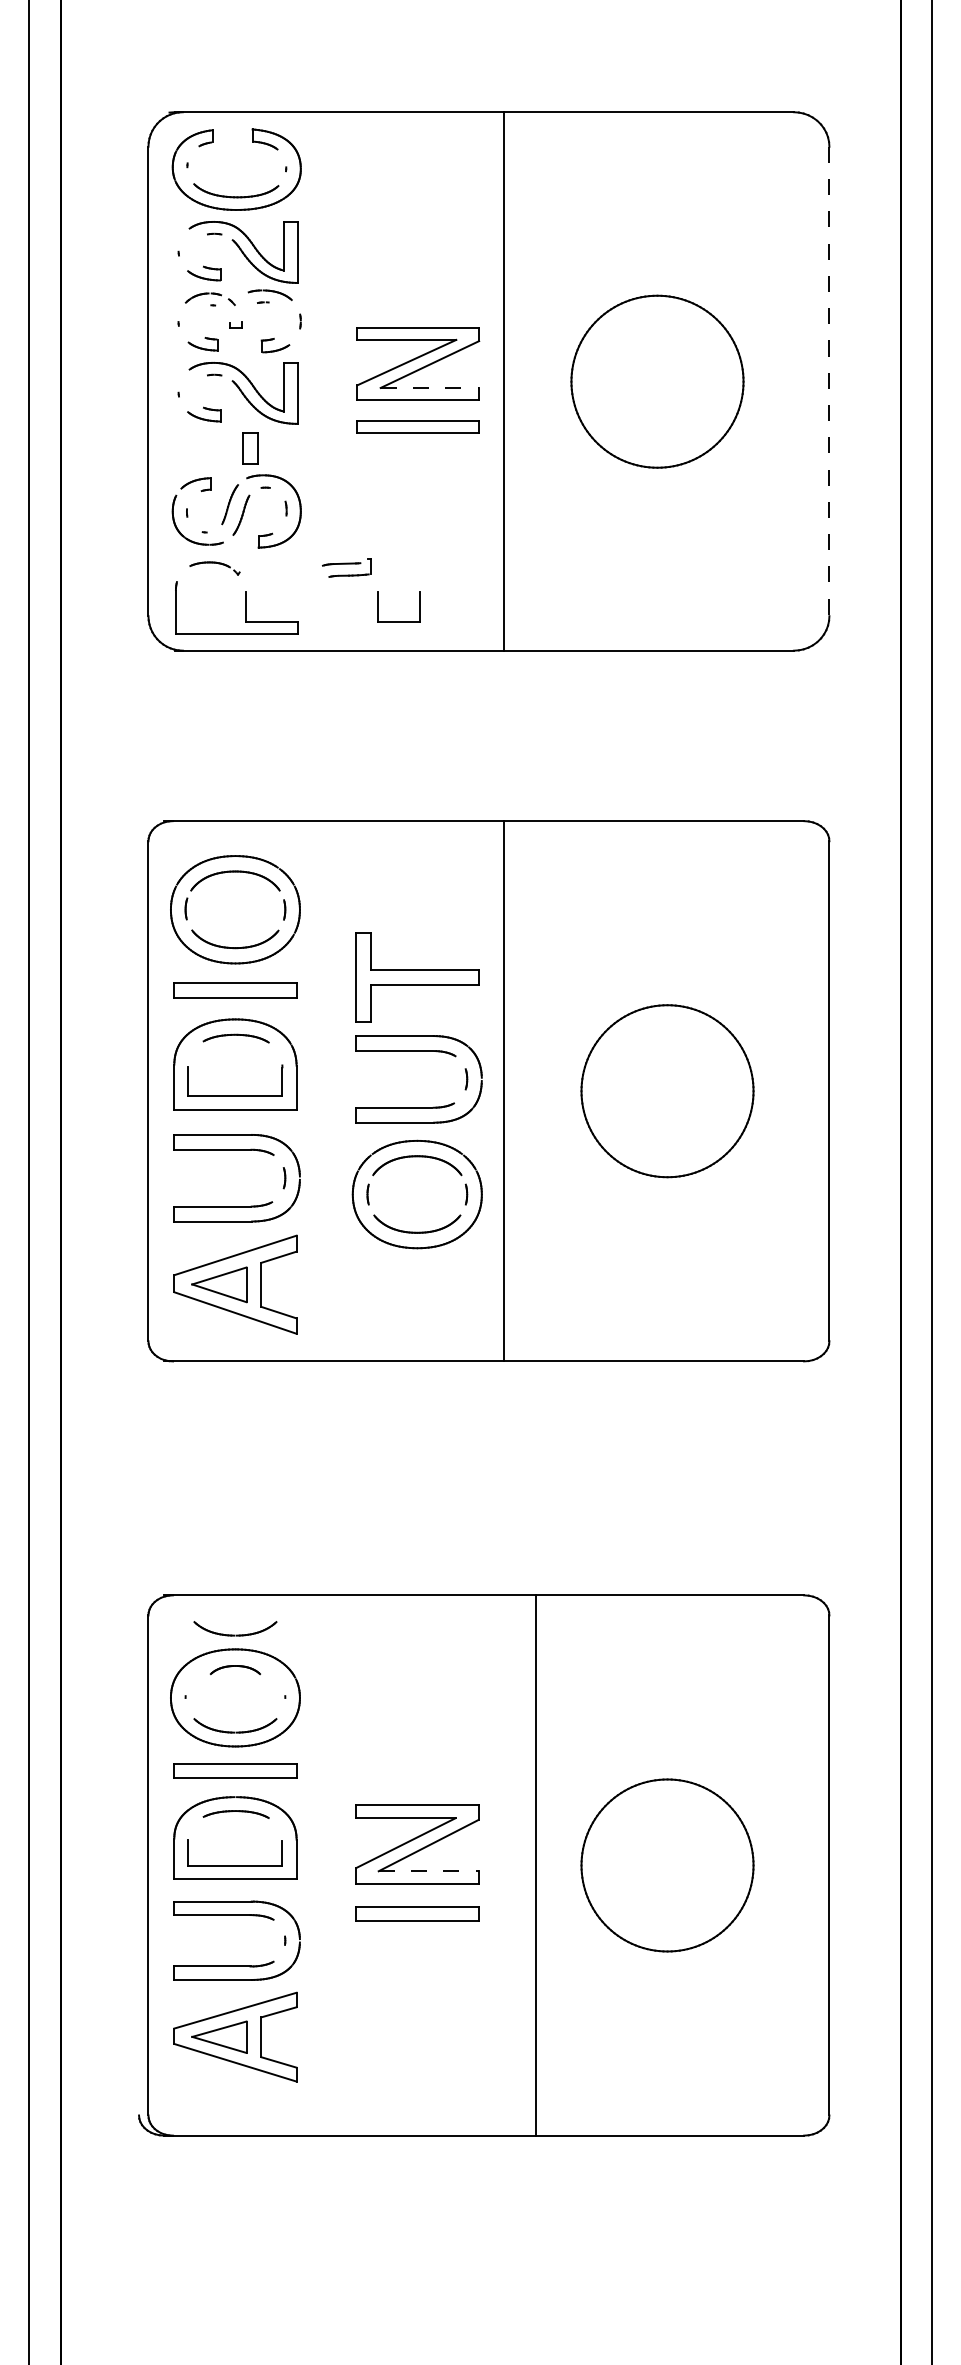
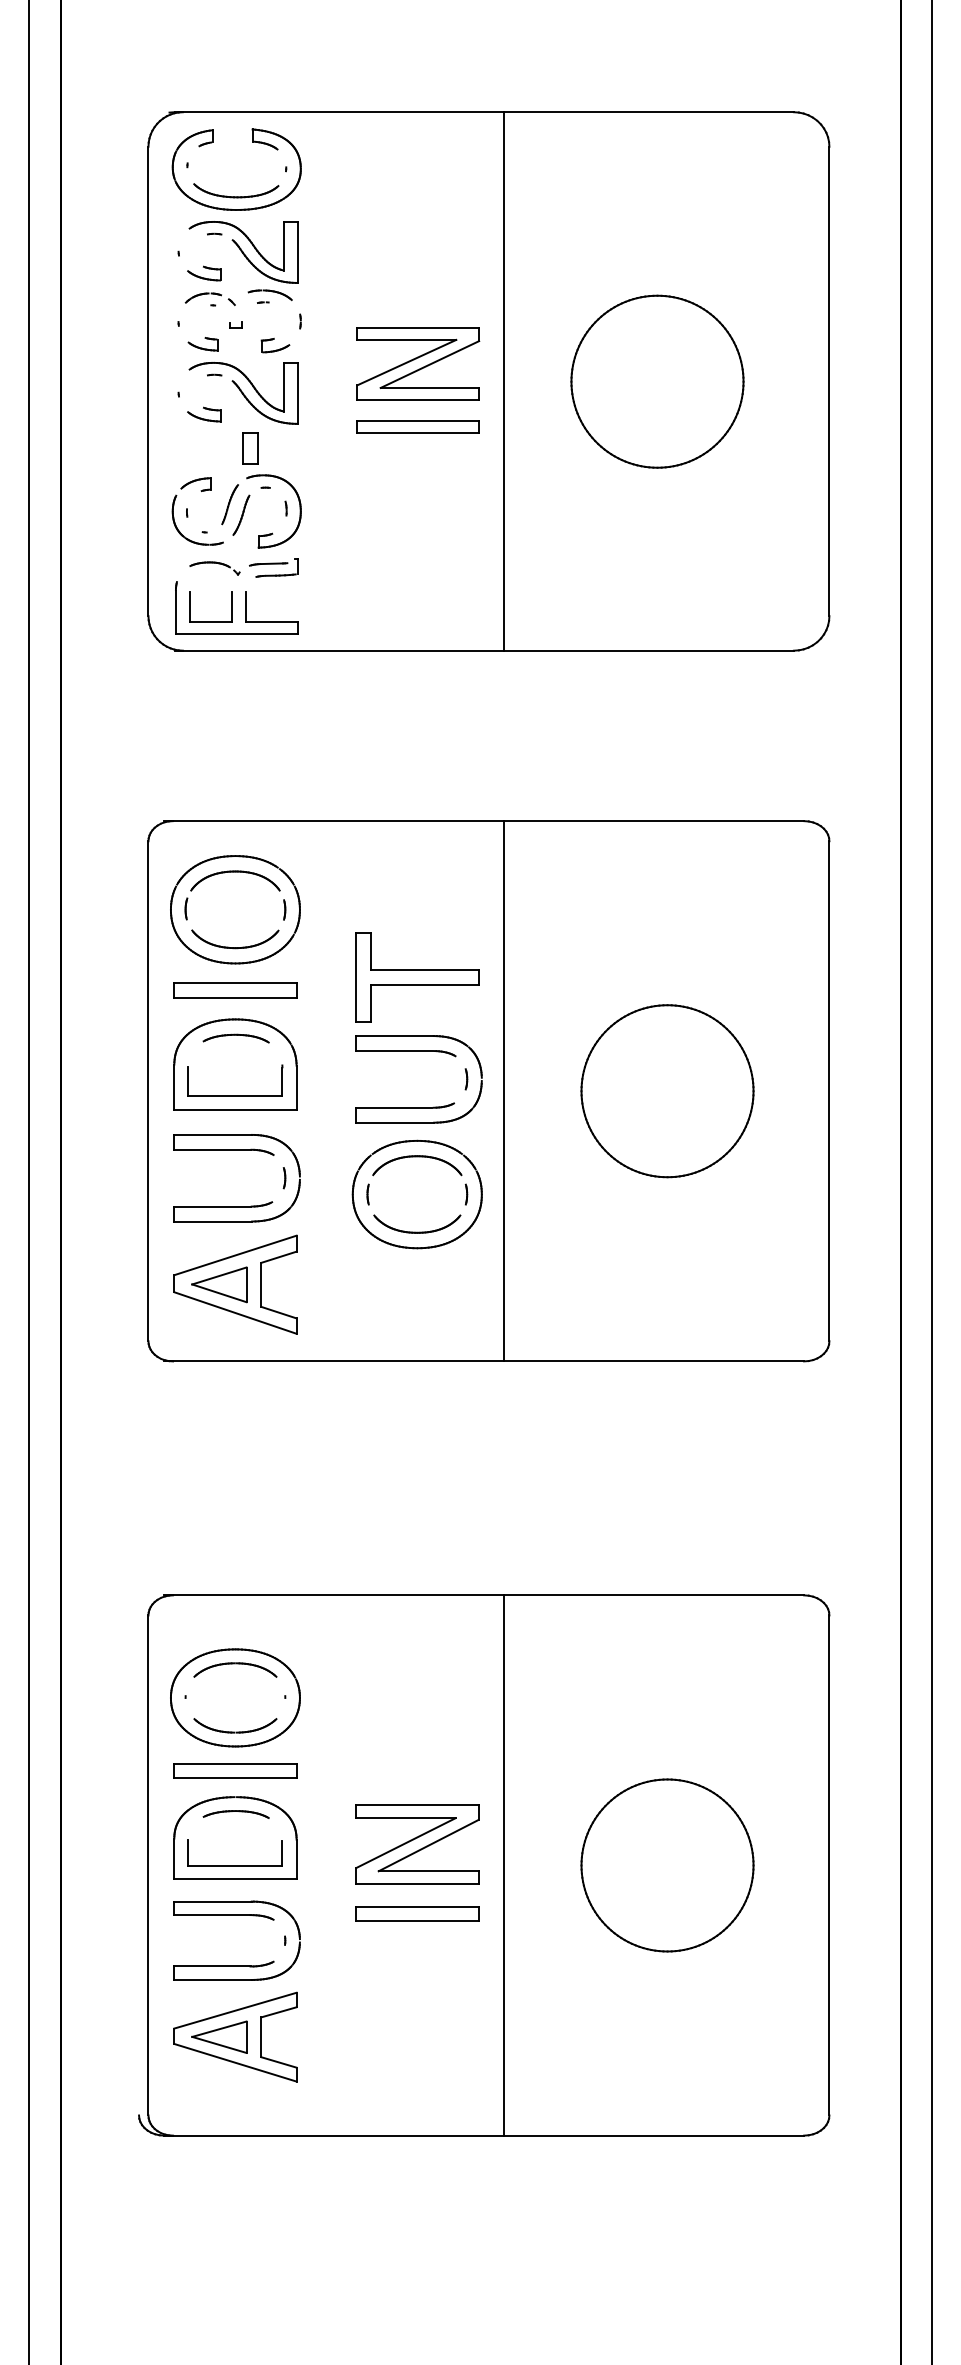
line: dashed -> solid (829, 381)
line: dashed -> solid (430, 387)
part position: (346, 567) -> (273, 567) (273, 567)
part position: (398, 621) -> (210, 621) (210, 621)
part: present -> none (235, 1628)
part size: 52x11 px -> 85x16 px (235, 1669)
line position: (535, 1865) -> (503, 1865) (503, 1865)
line: dashed -> solid (428, 1871)
